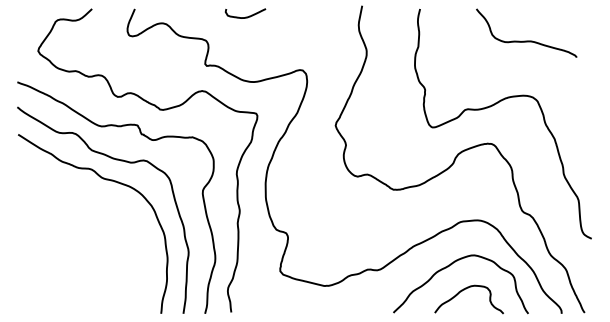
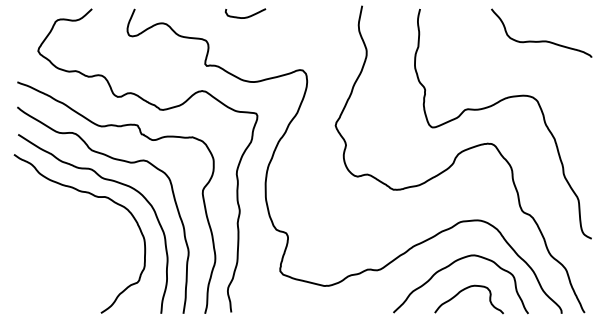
curve position: (526, 40) -> (541, 40) (541, 40)
curve: none -> present (95, 197)
